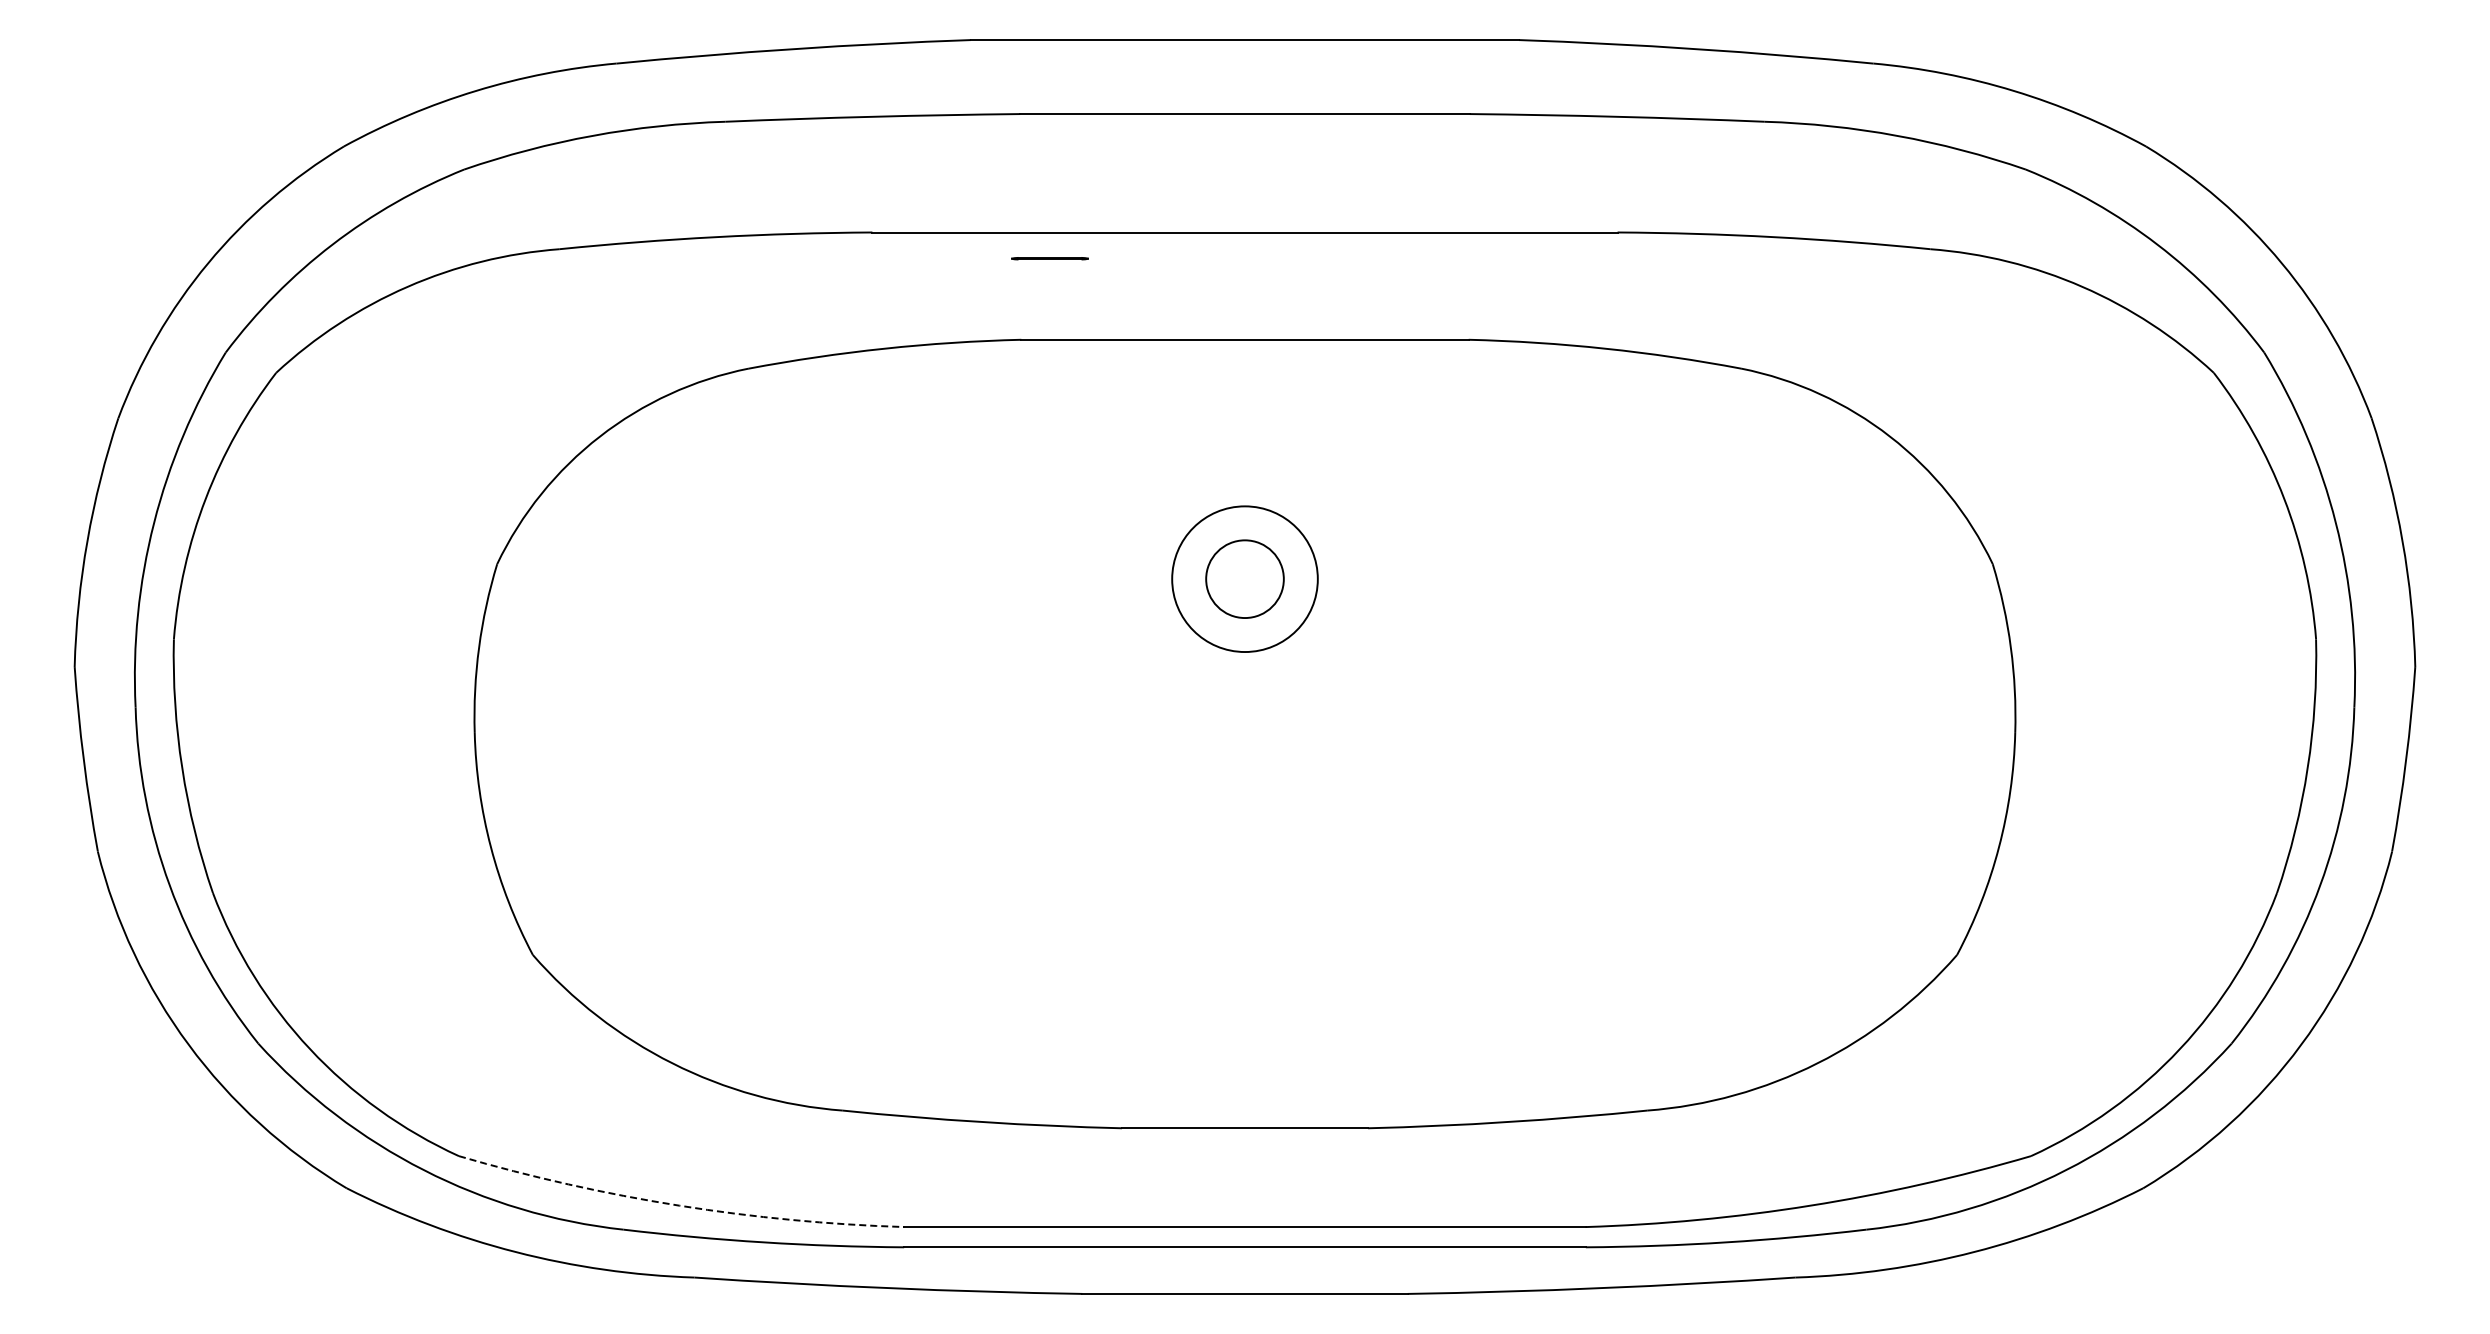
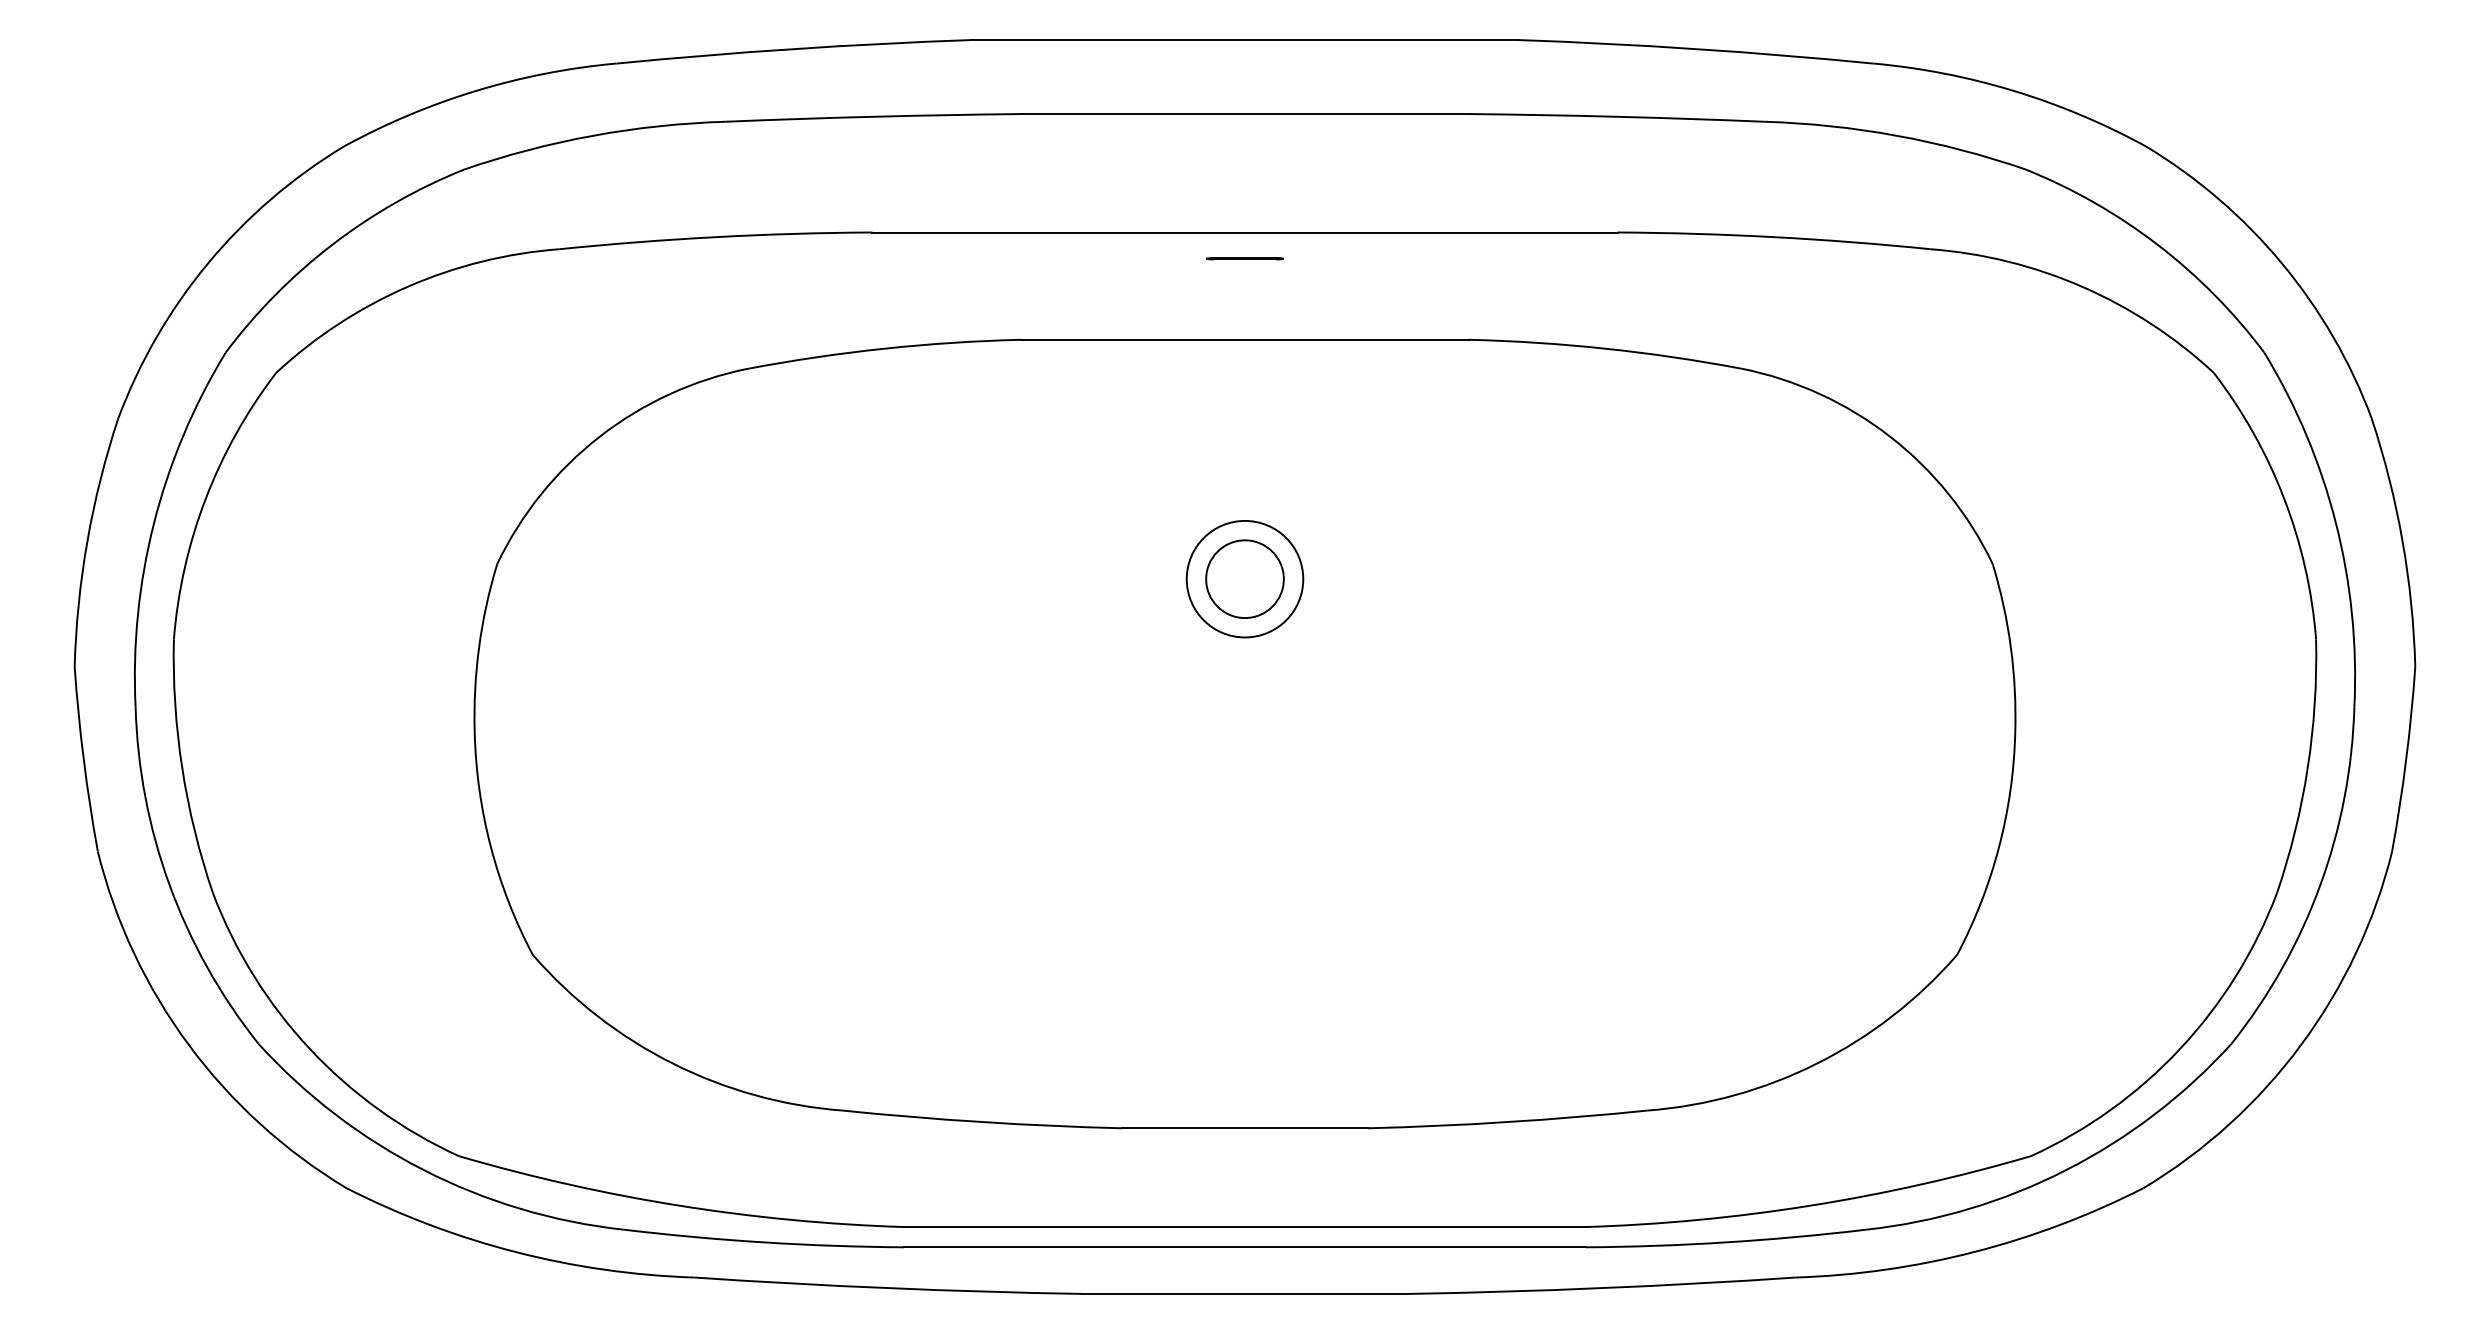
line position: (1049, 258) -> (1244, 258) (1244, 258)
circle diameter: 146 px -> 117 px (1244, 578)
arc: dashed -> solid (679, 1205)
